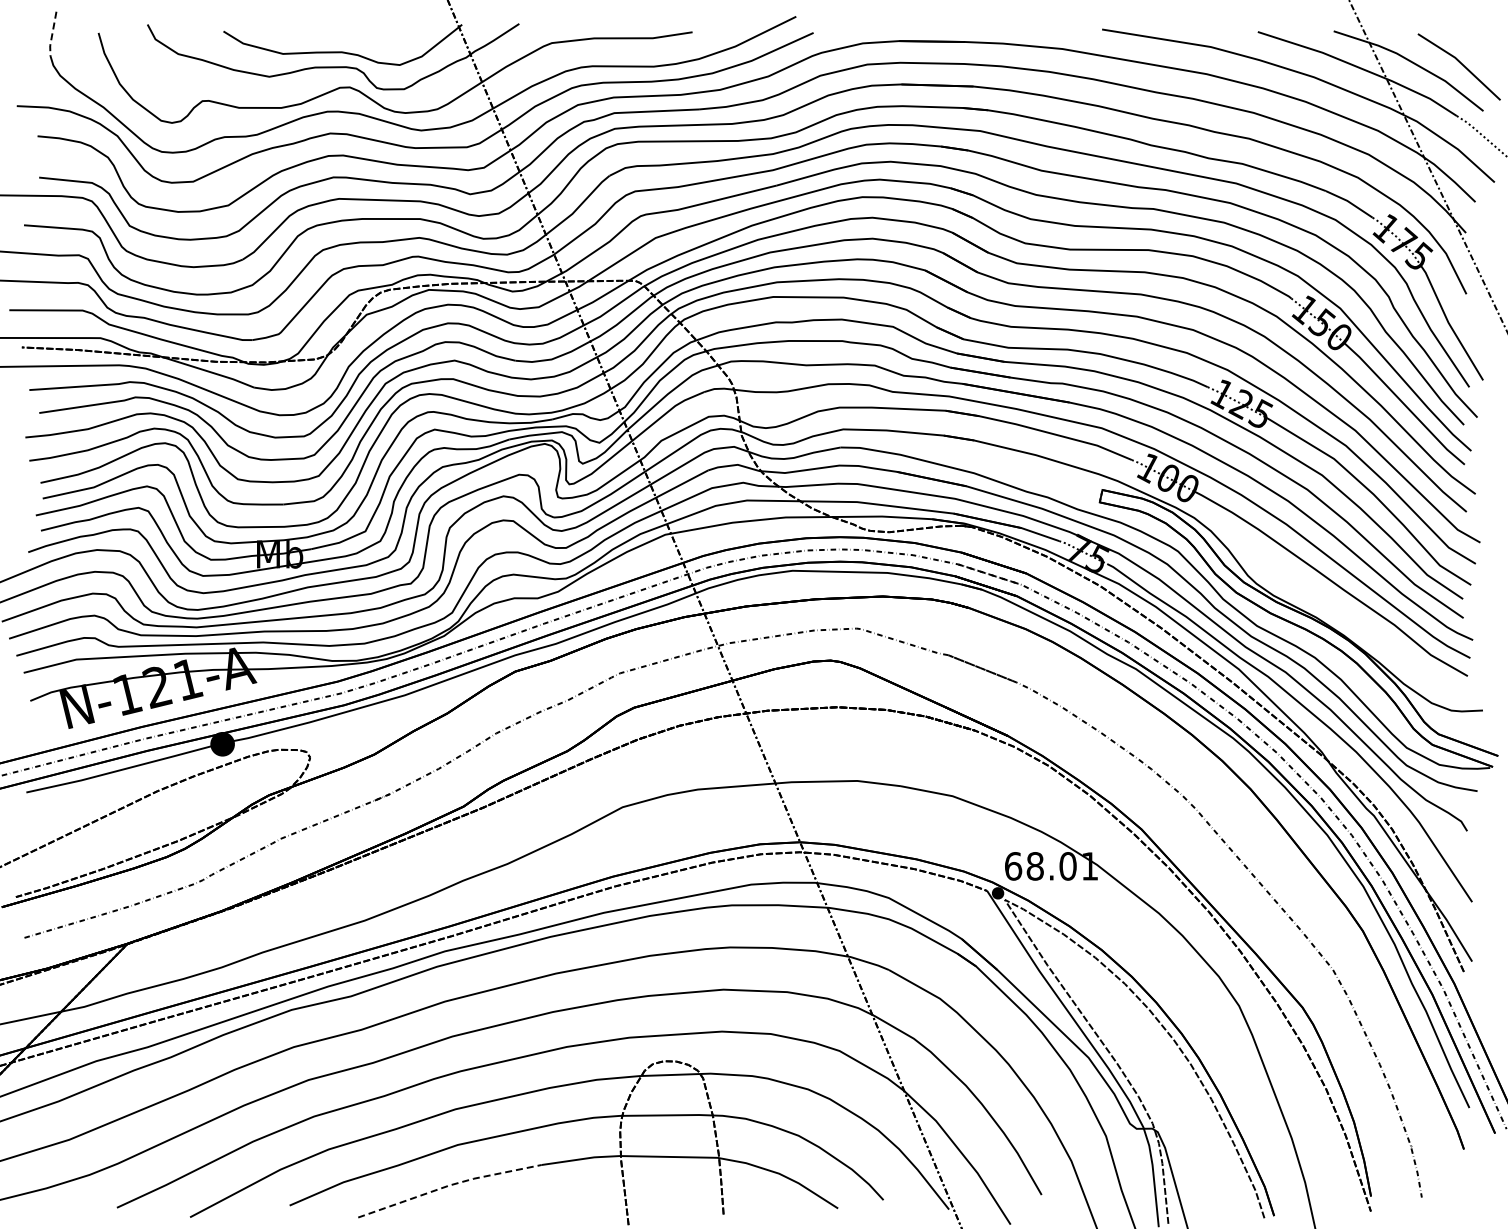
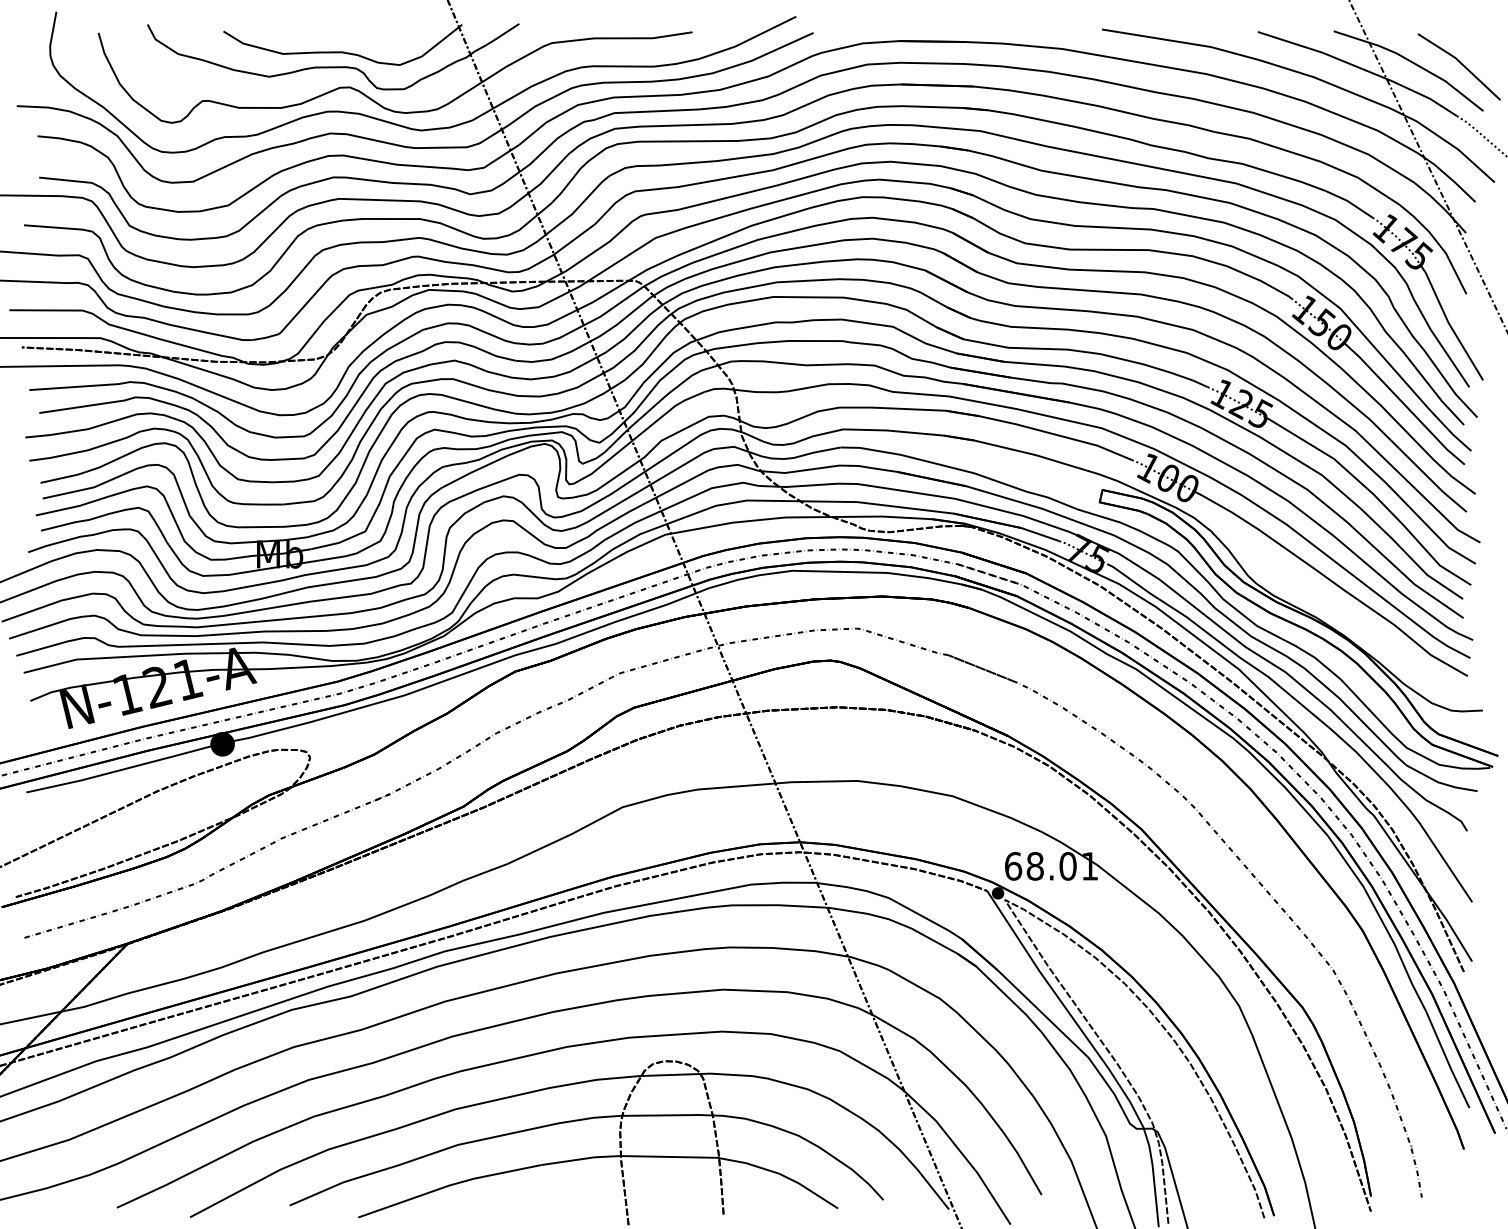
line: dashed -> solid (52, 34)
line: dashed -> solid (449, 1185)
